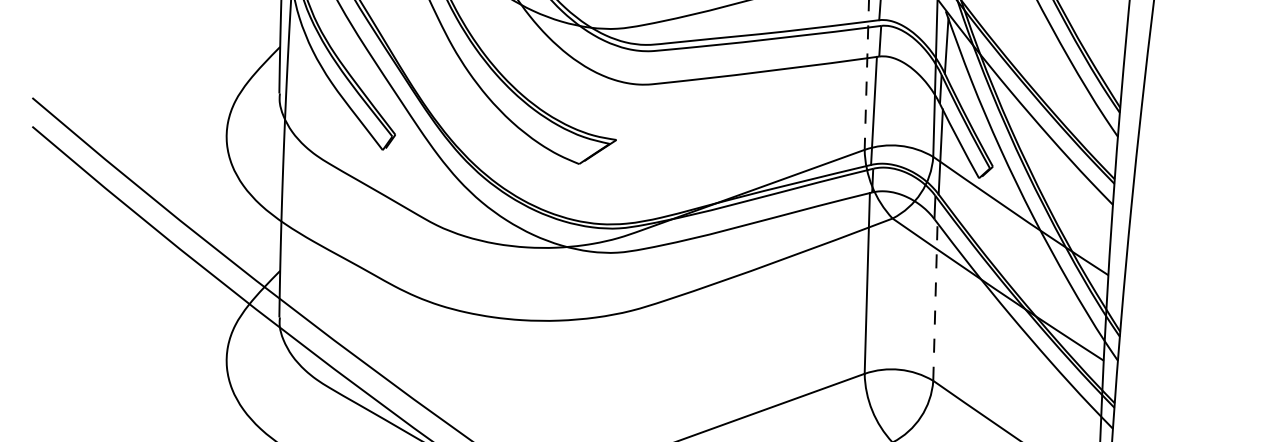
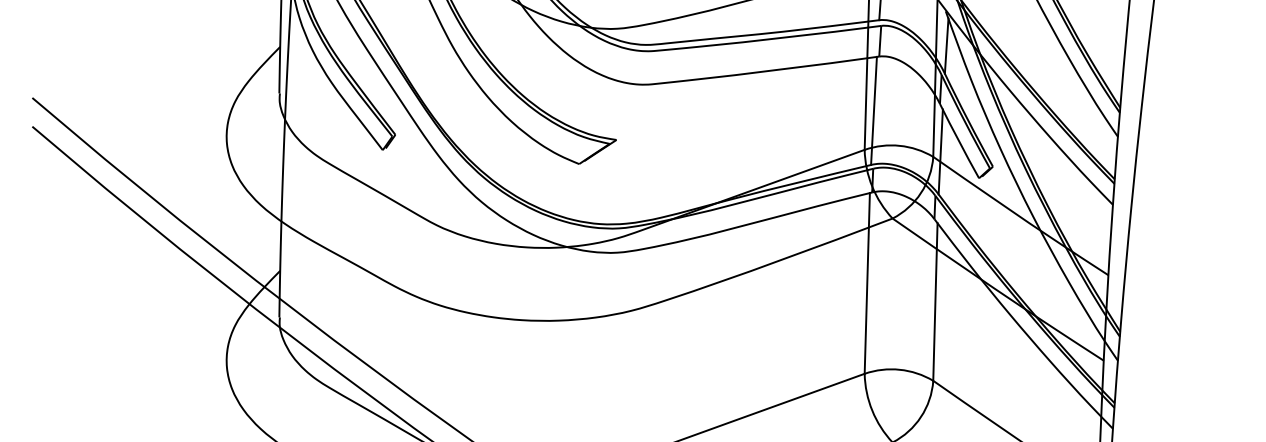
line: dashed -> solid (866, 74)
line: dashed -> solid (935, 302)
